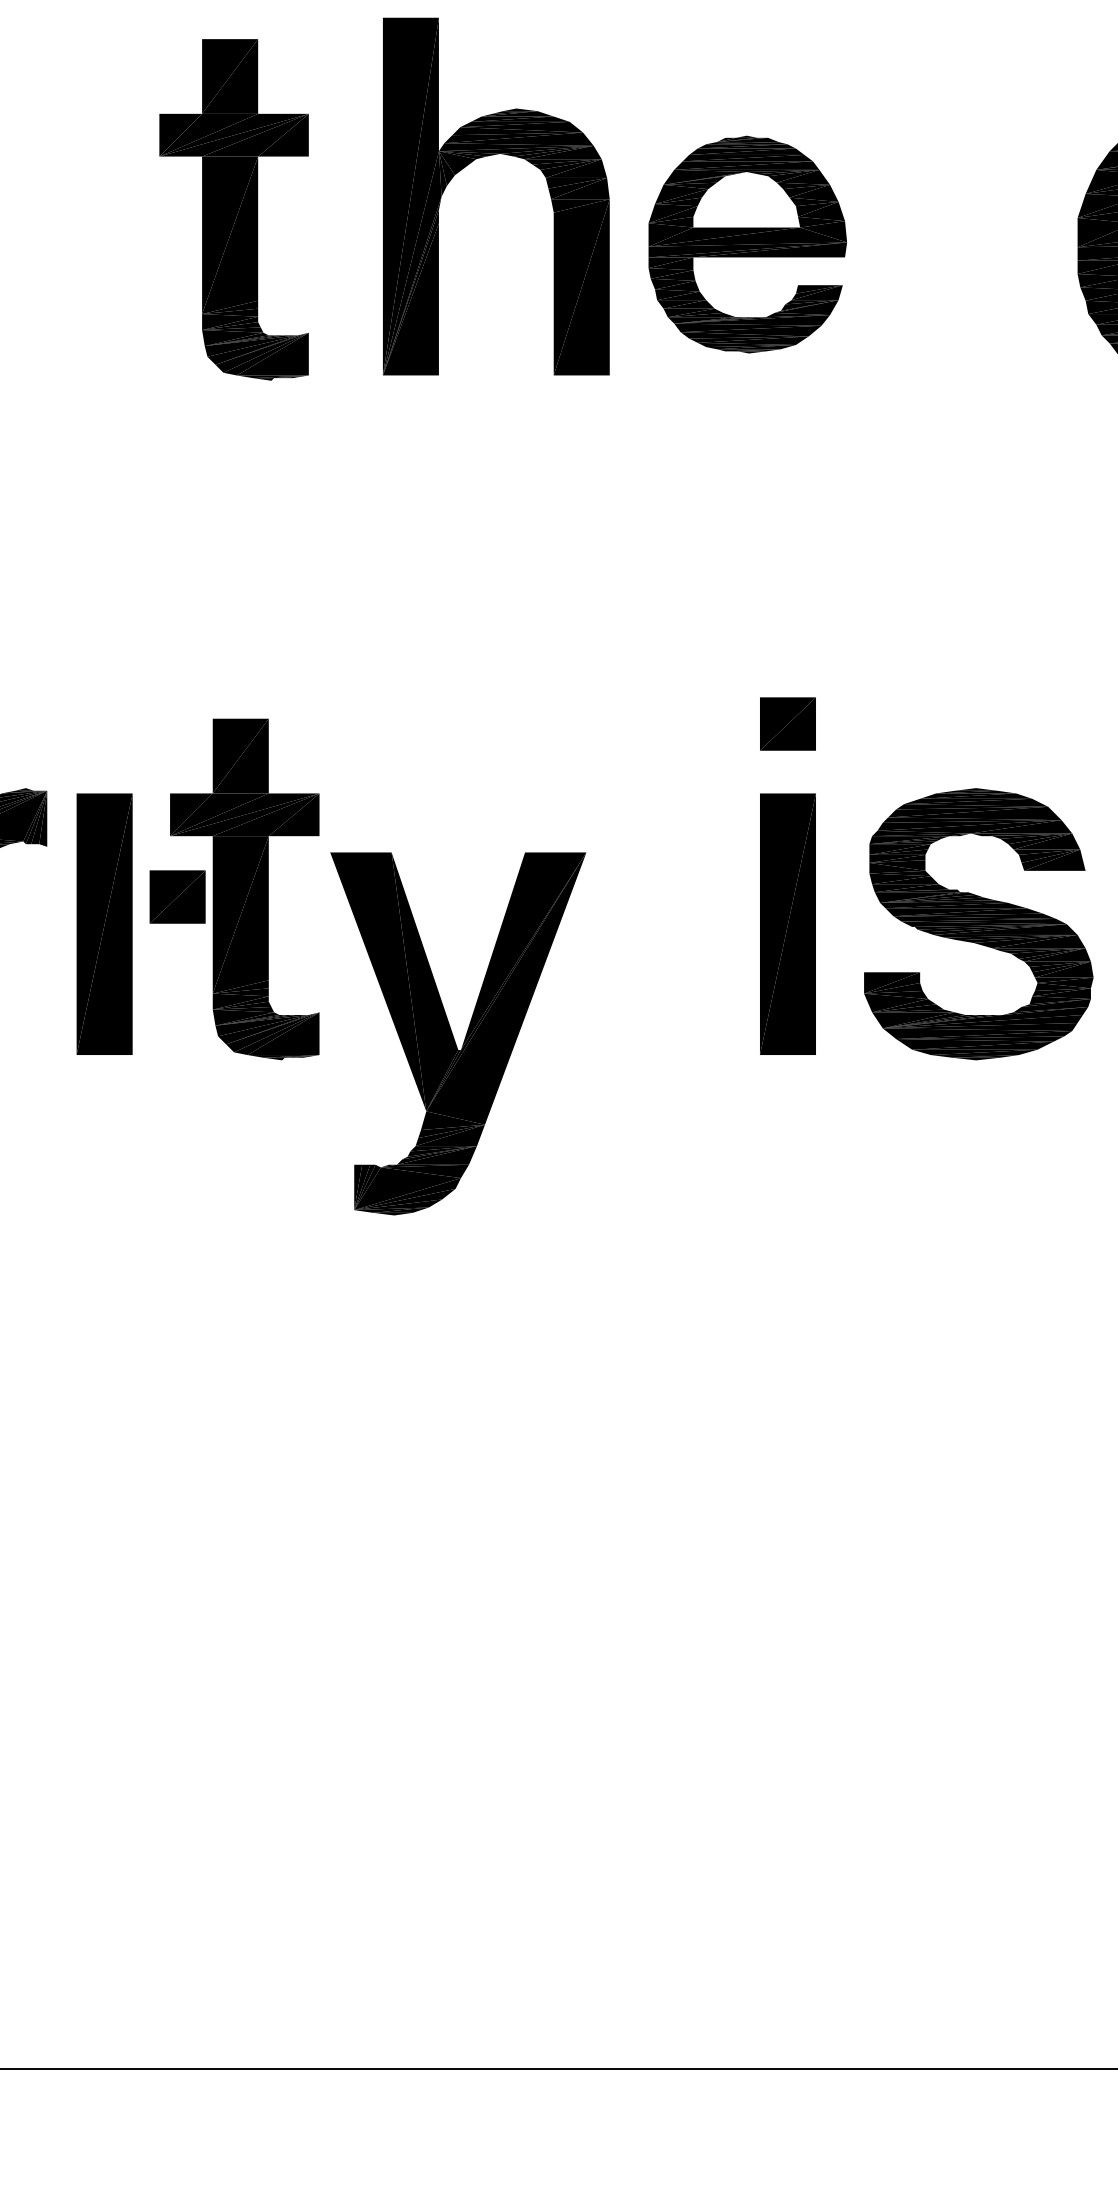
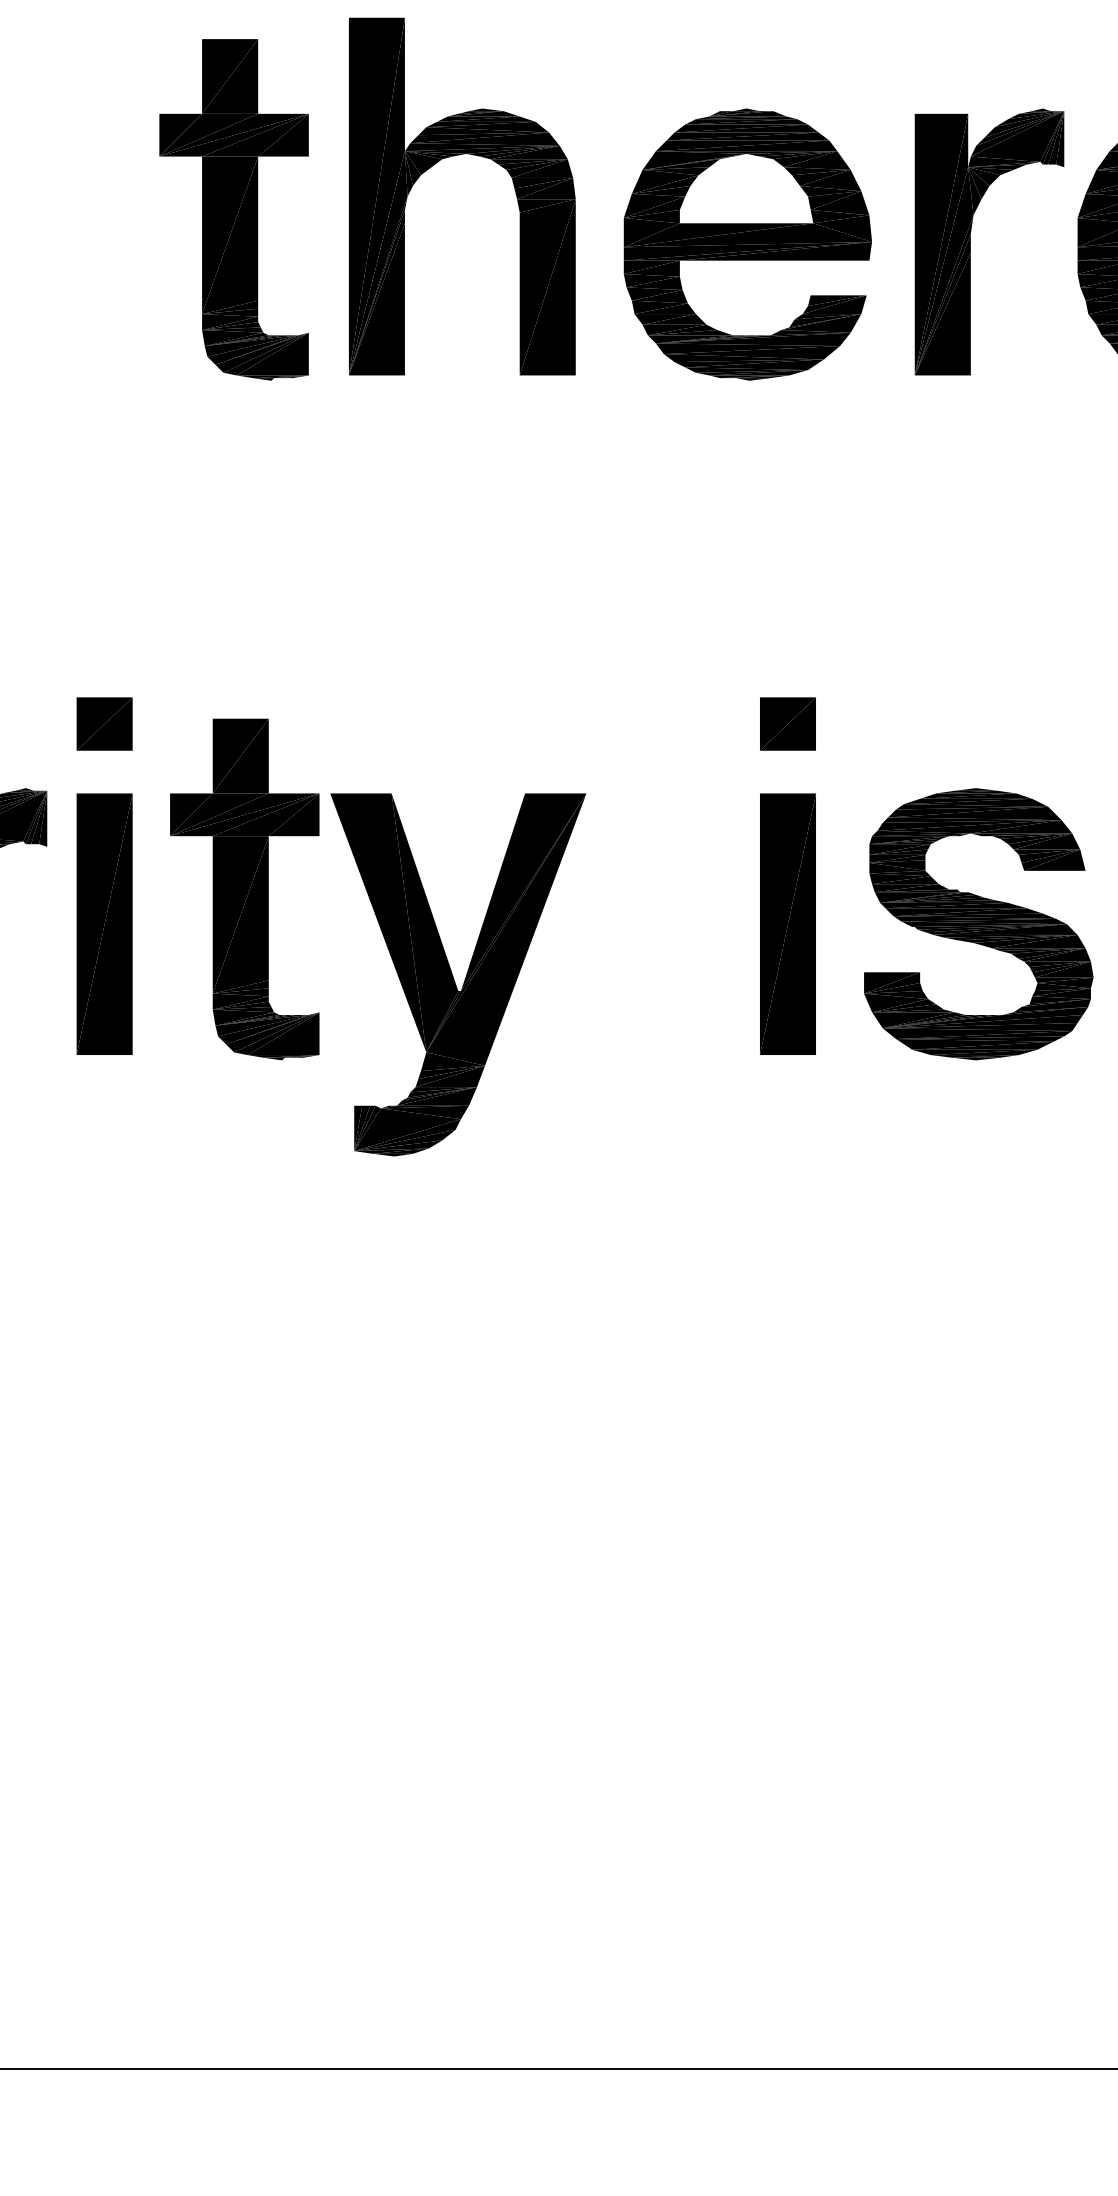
part position: (488, 156) -> (454, 156) (454, 156)
part: none -> present (970, 241)
part size: 200x219 px -> 249x273 px (747, 244)
part position: (177, 896) -> (104, 723) (104, 723)
part position: (458, 1033) -> (458, 974) (458, 974)
